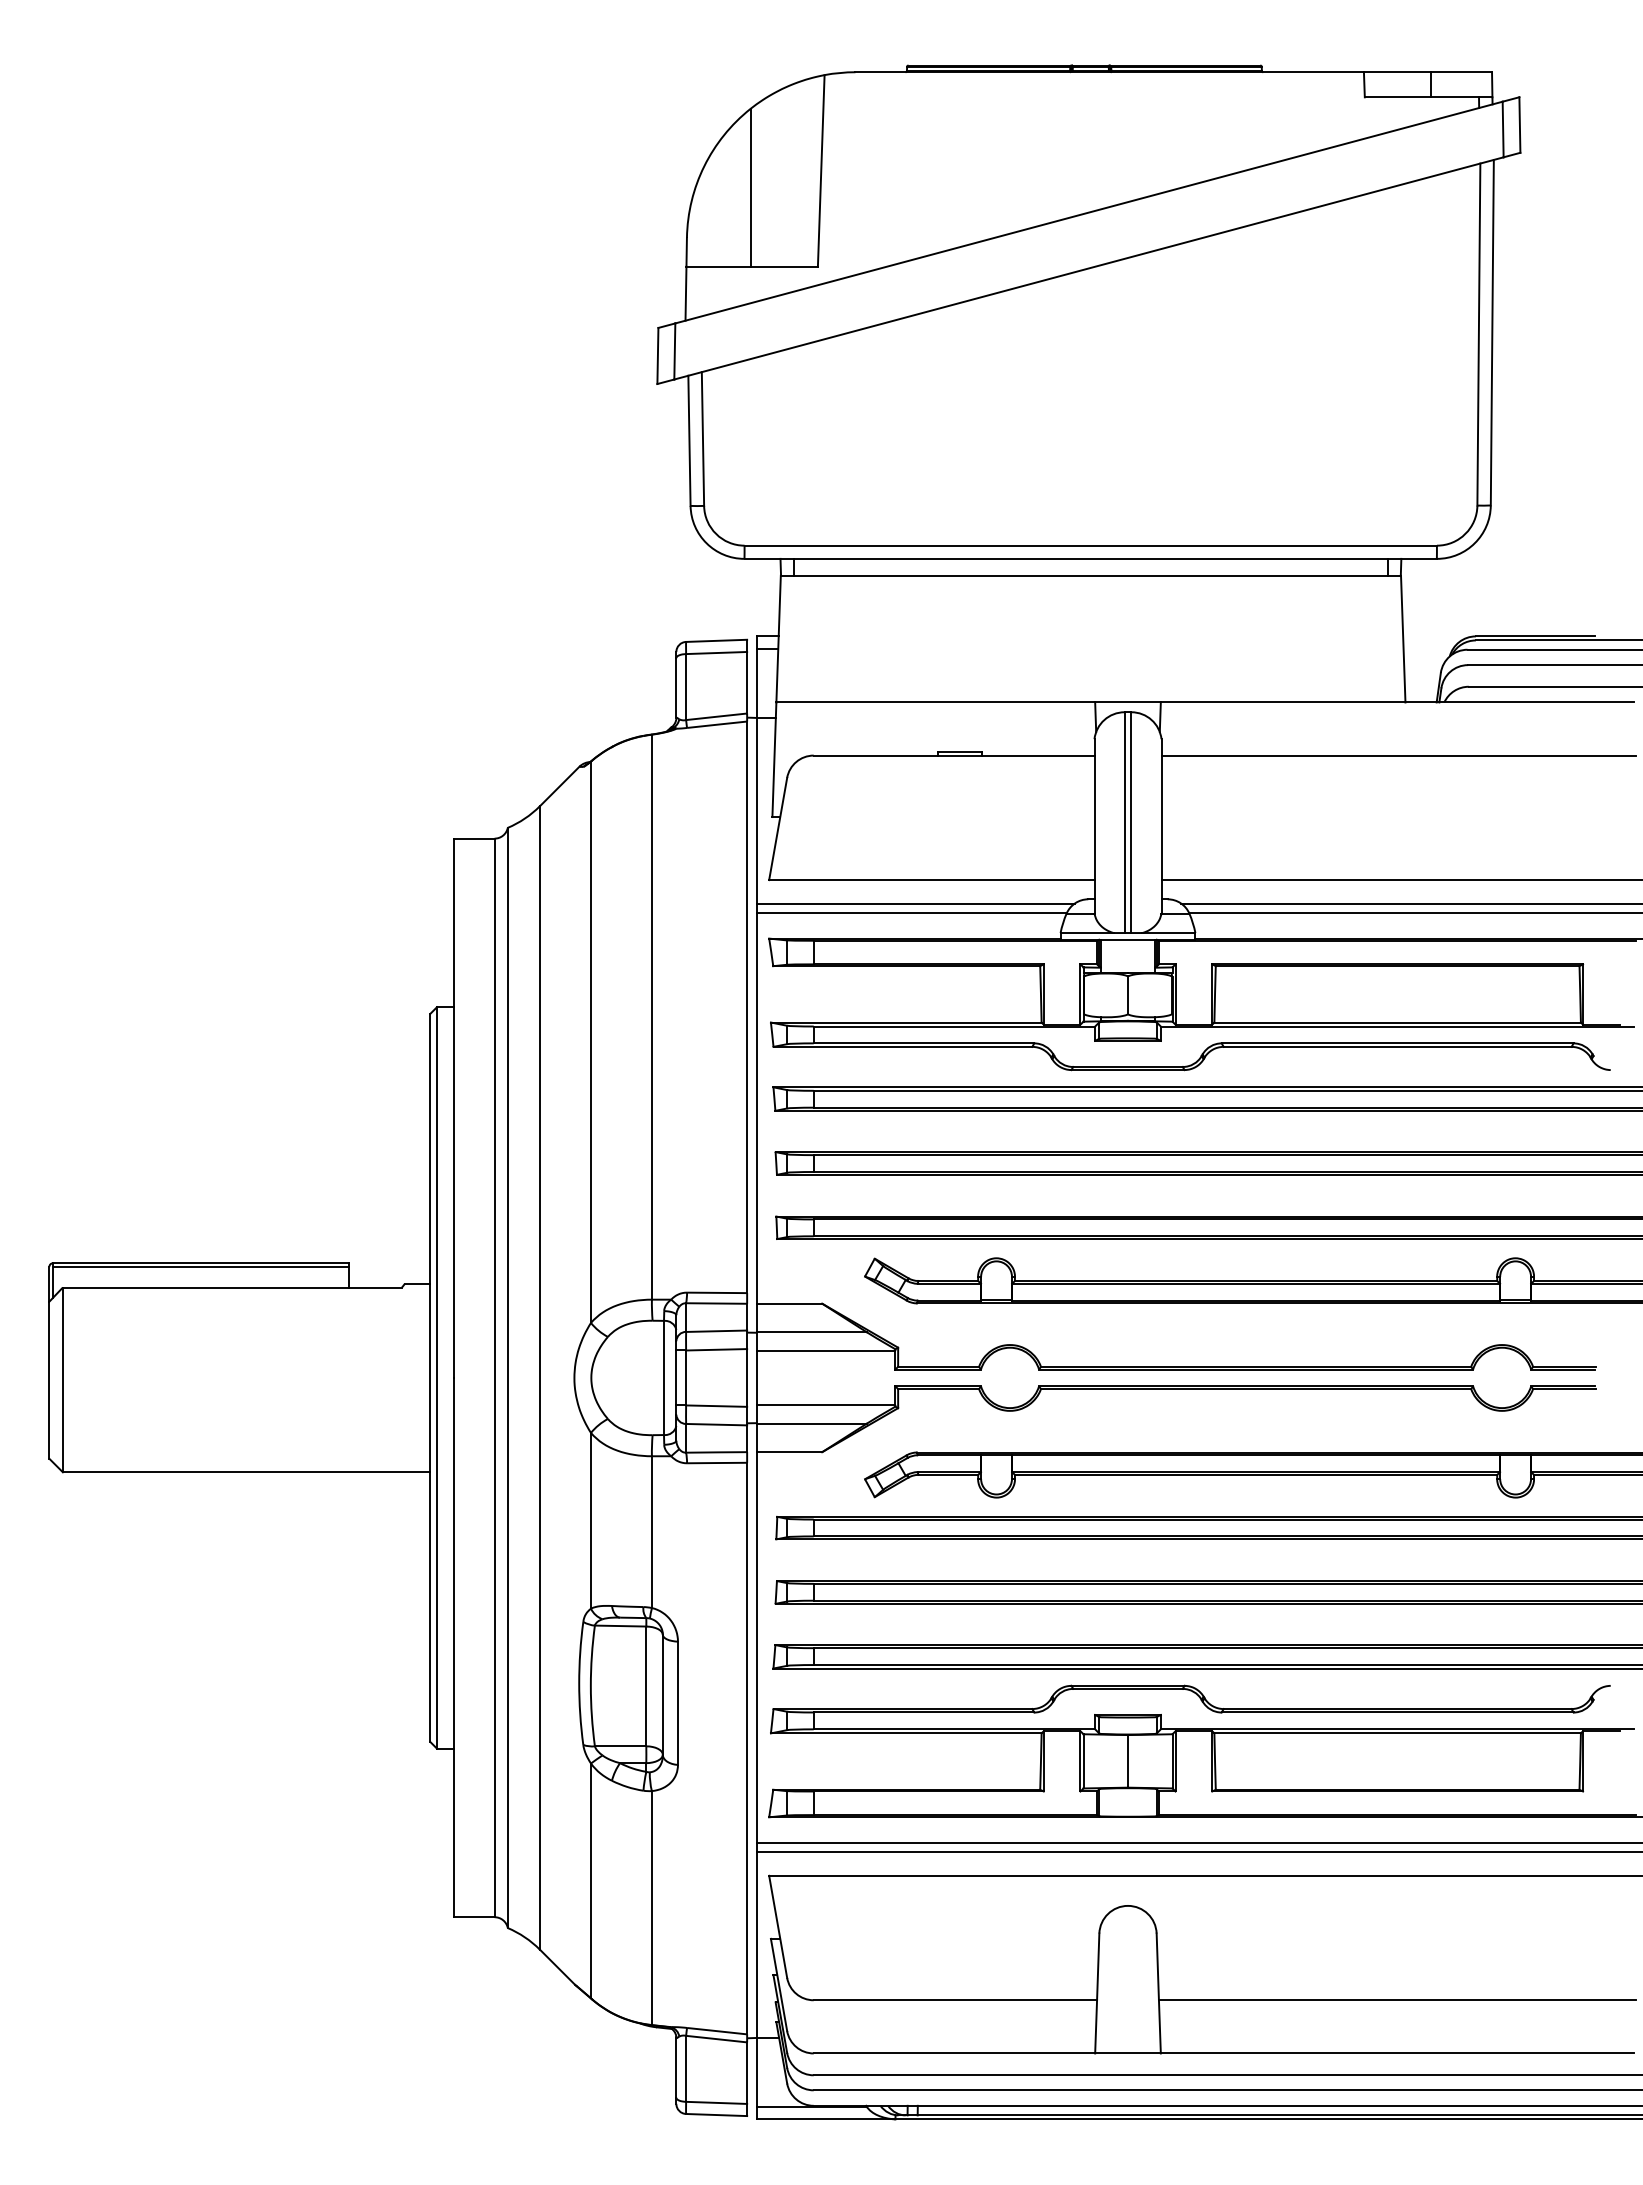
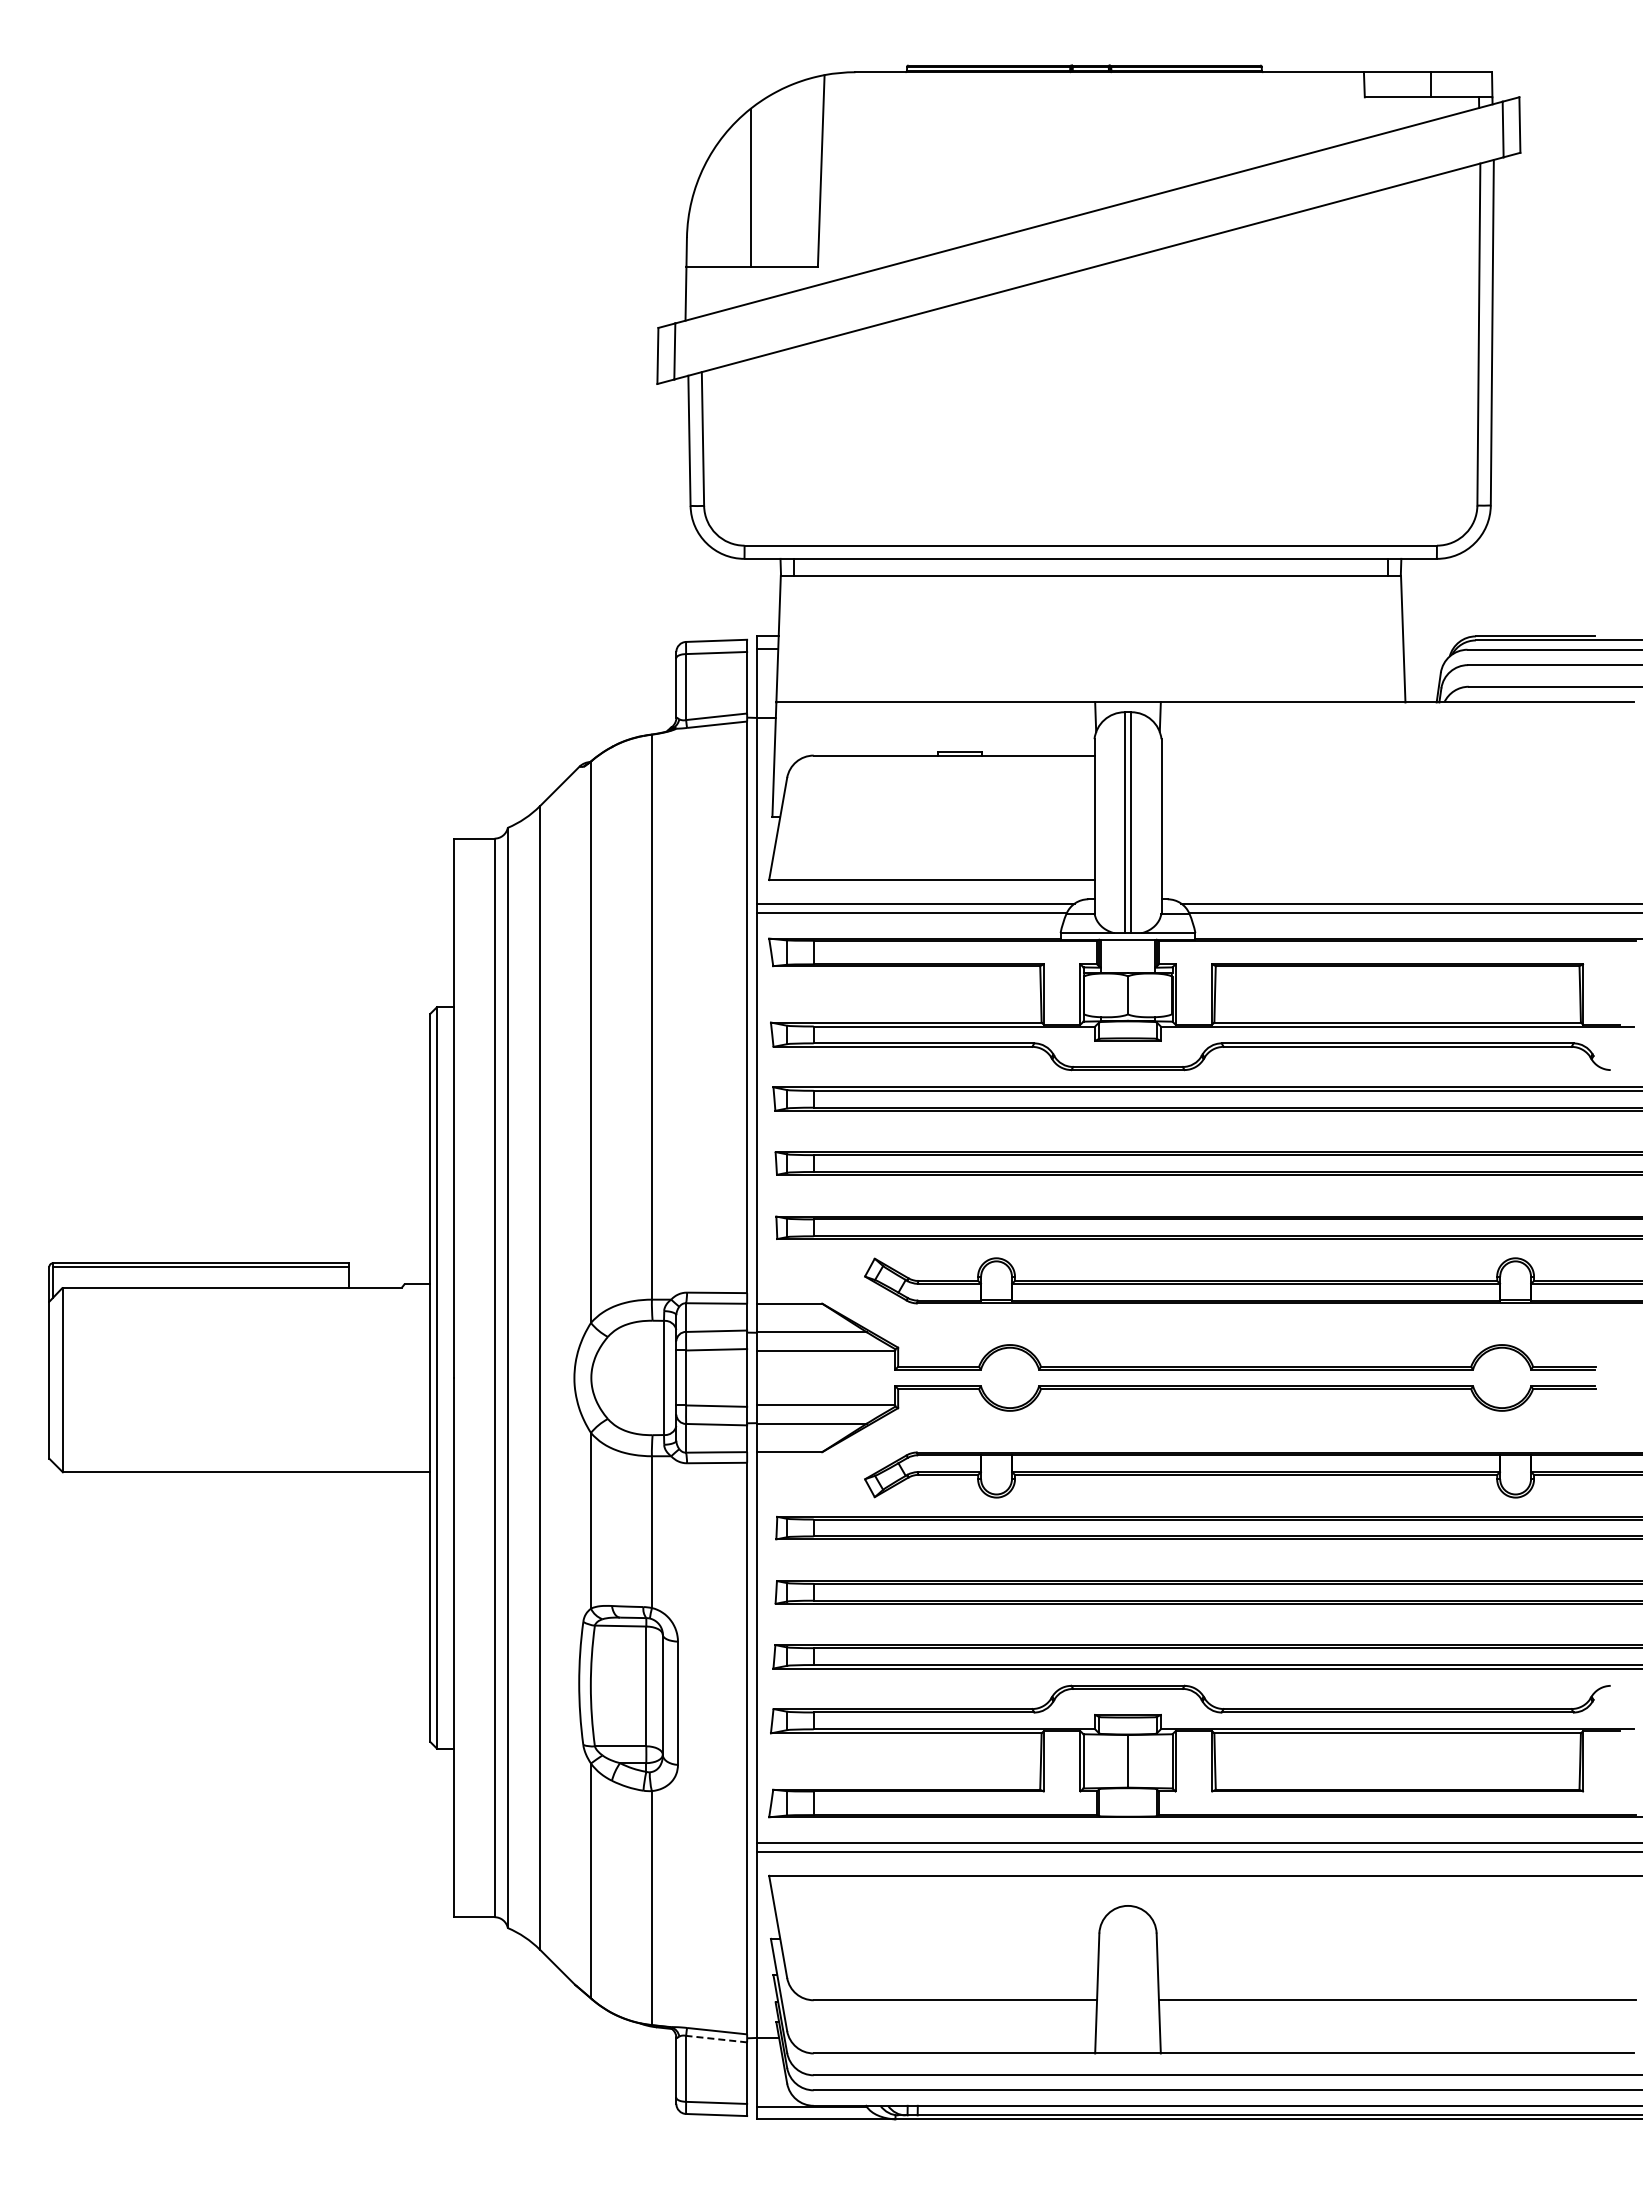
line: present -> none (1398, 755)
line: present -> none (1400, 880)
line: solid -> dashed (715, 2039)
